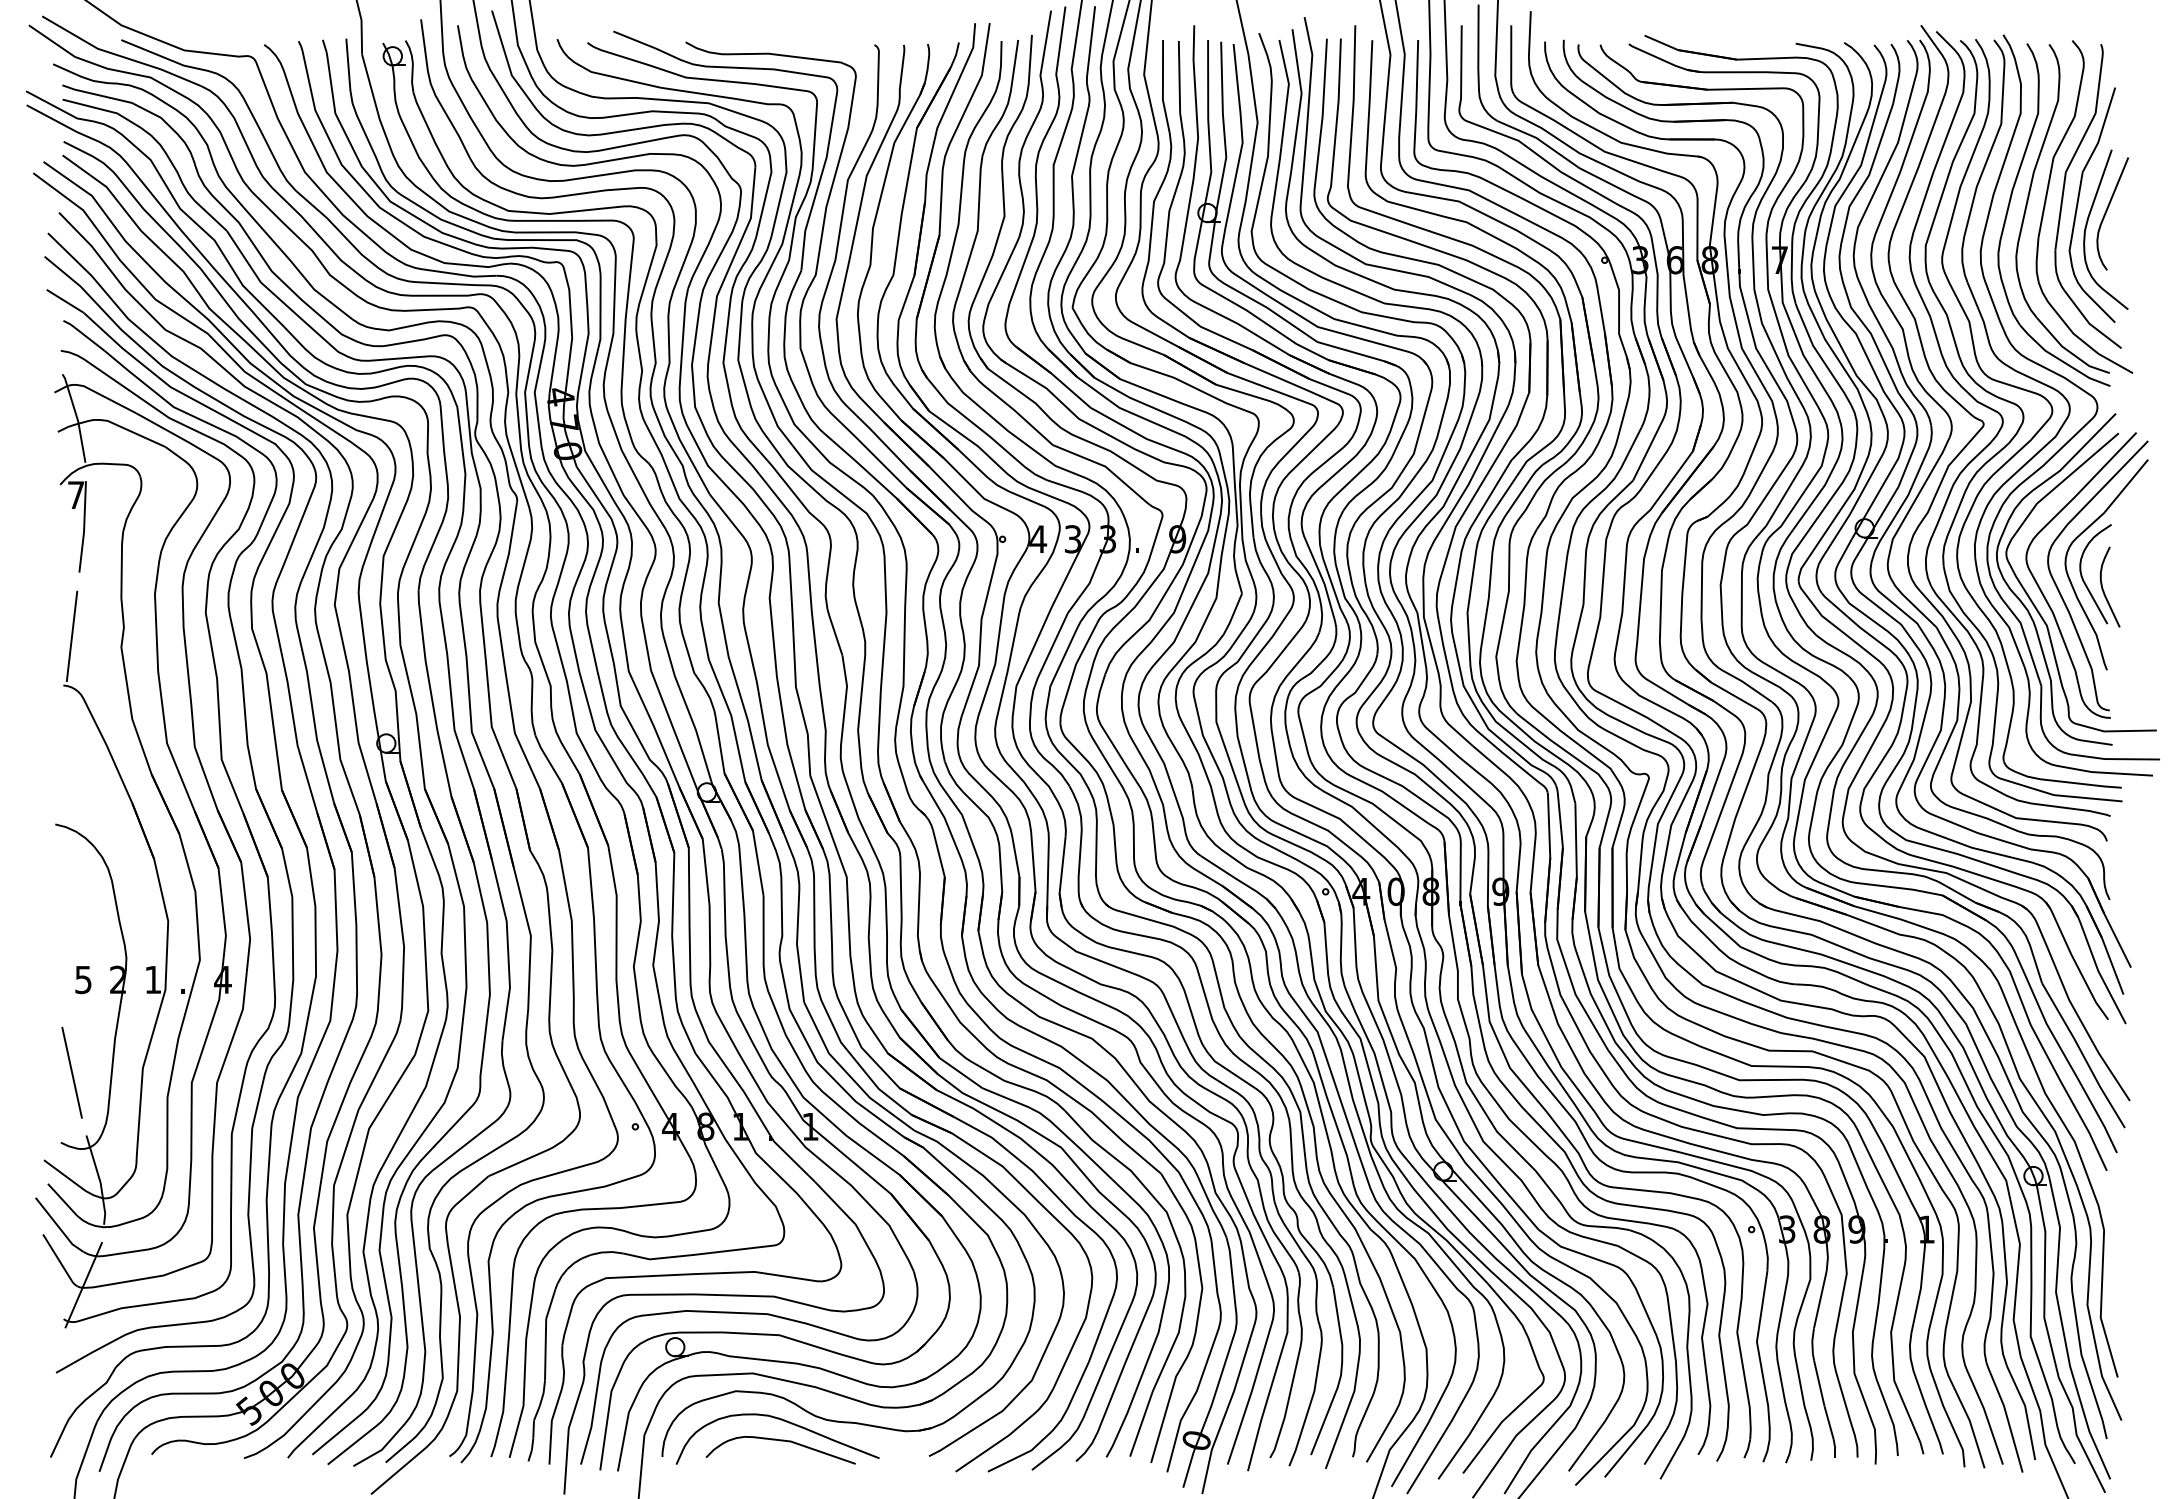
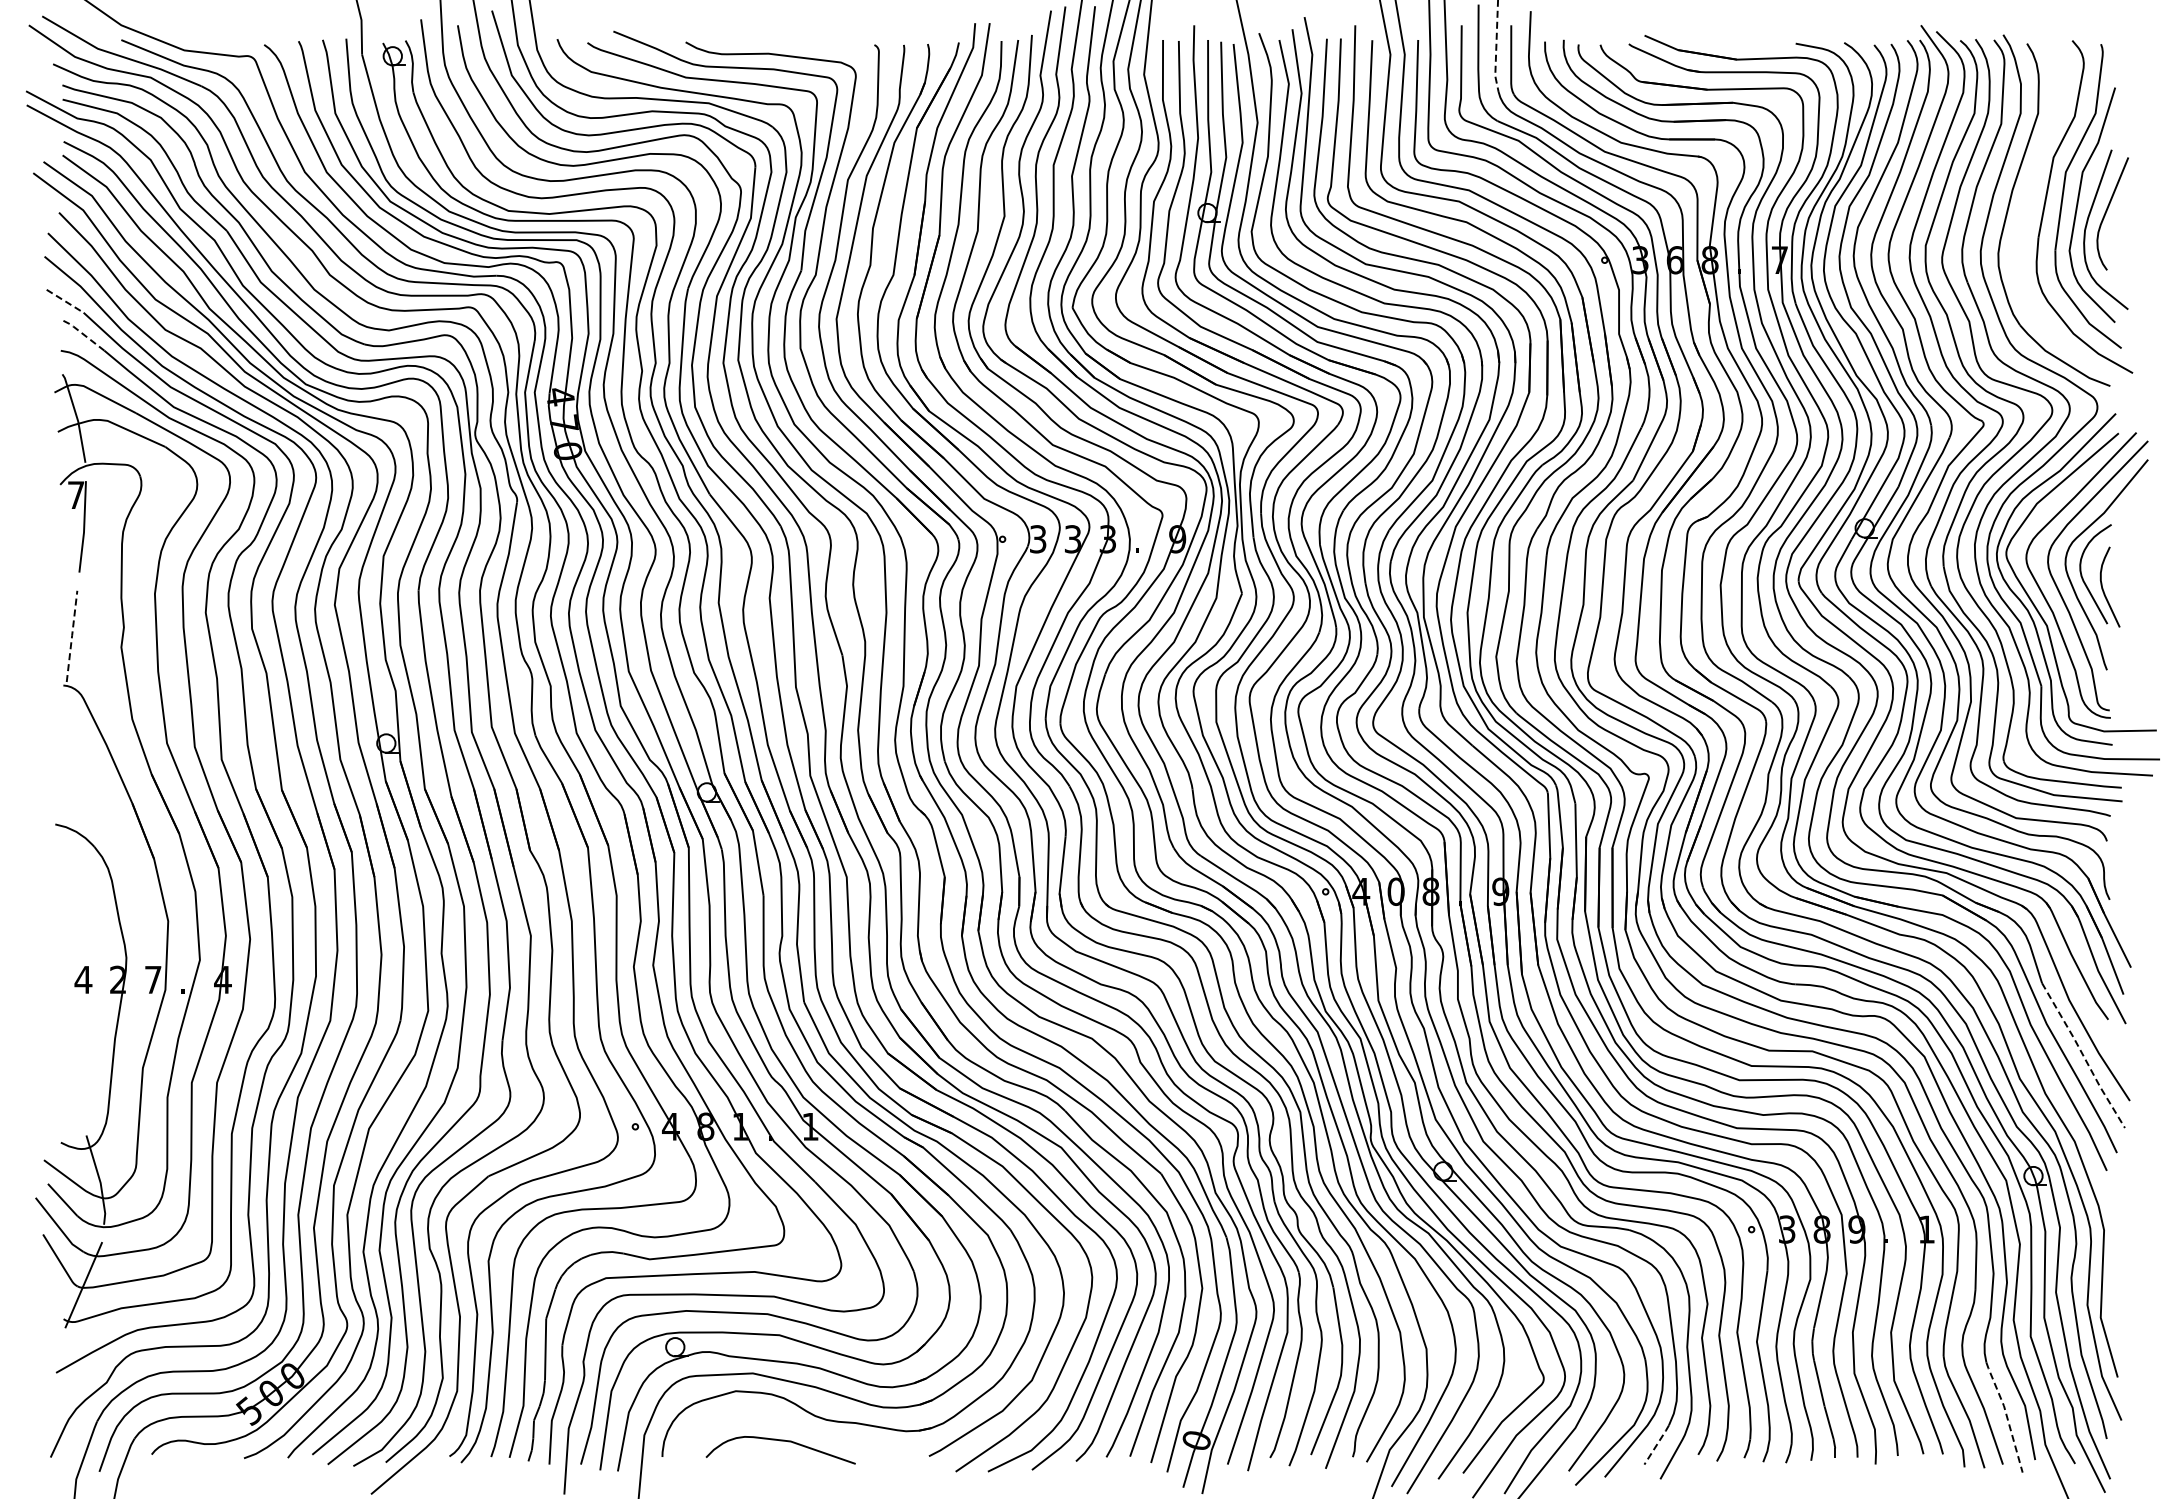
line: solid -> dashed (1496, 47)
part: present -> none (2028, 201)
line: solid -> dashed (65, 301)
line: solid -> dashed (83, 334)
text: 4 -> 3 (1038, 539)
line: solid -> dashed (72, 635)
text: 1 -> 7 (153, 979)
text: 5 -> 4 (83, 980)
line: solid -> dashed (2083, 1056)
line: present -> none (71, 1072)
line: solid -> dashed (2006, 1415)
curve: present -> none (783, 1421)
line: solid -> dashed (1657, 1444)
